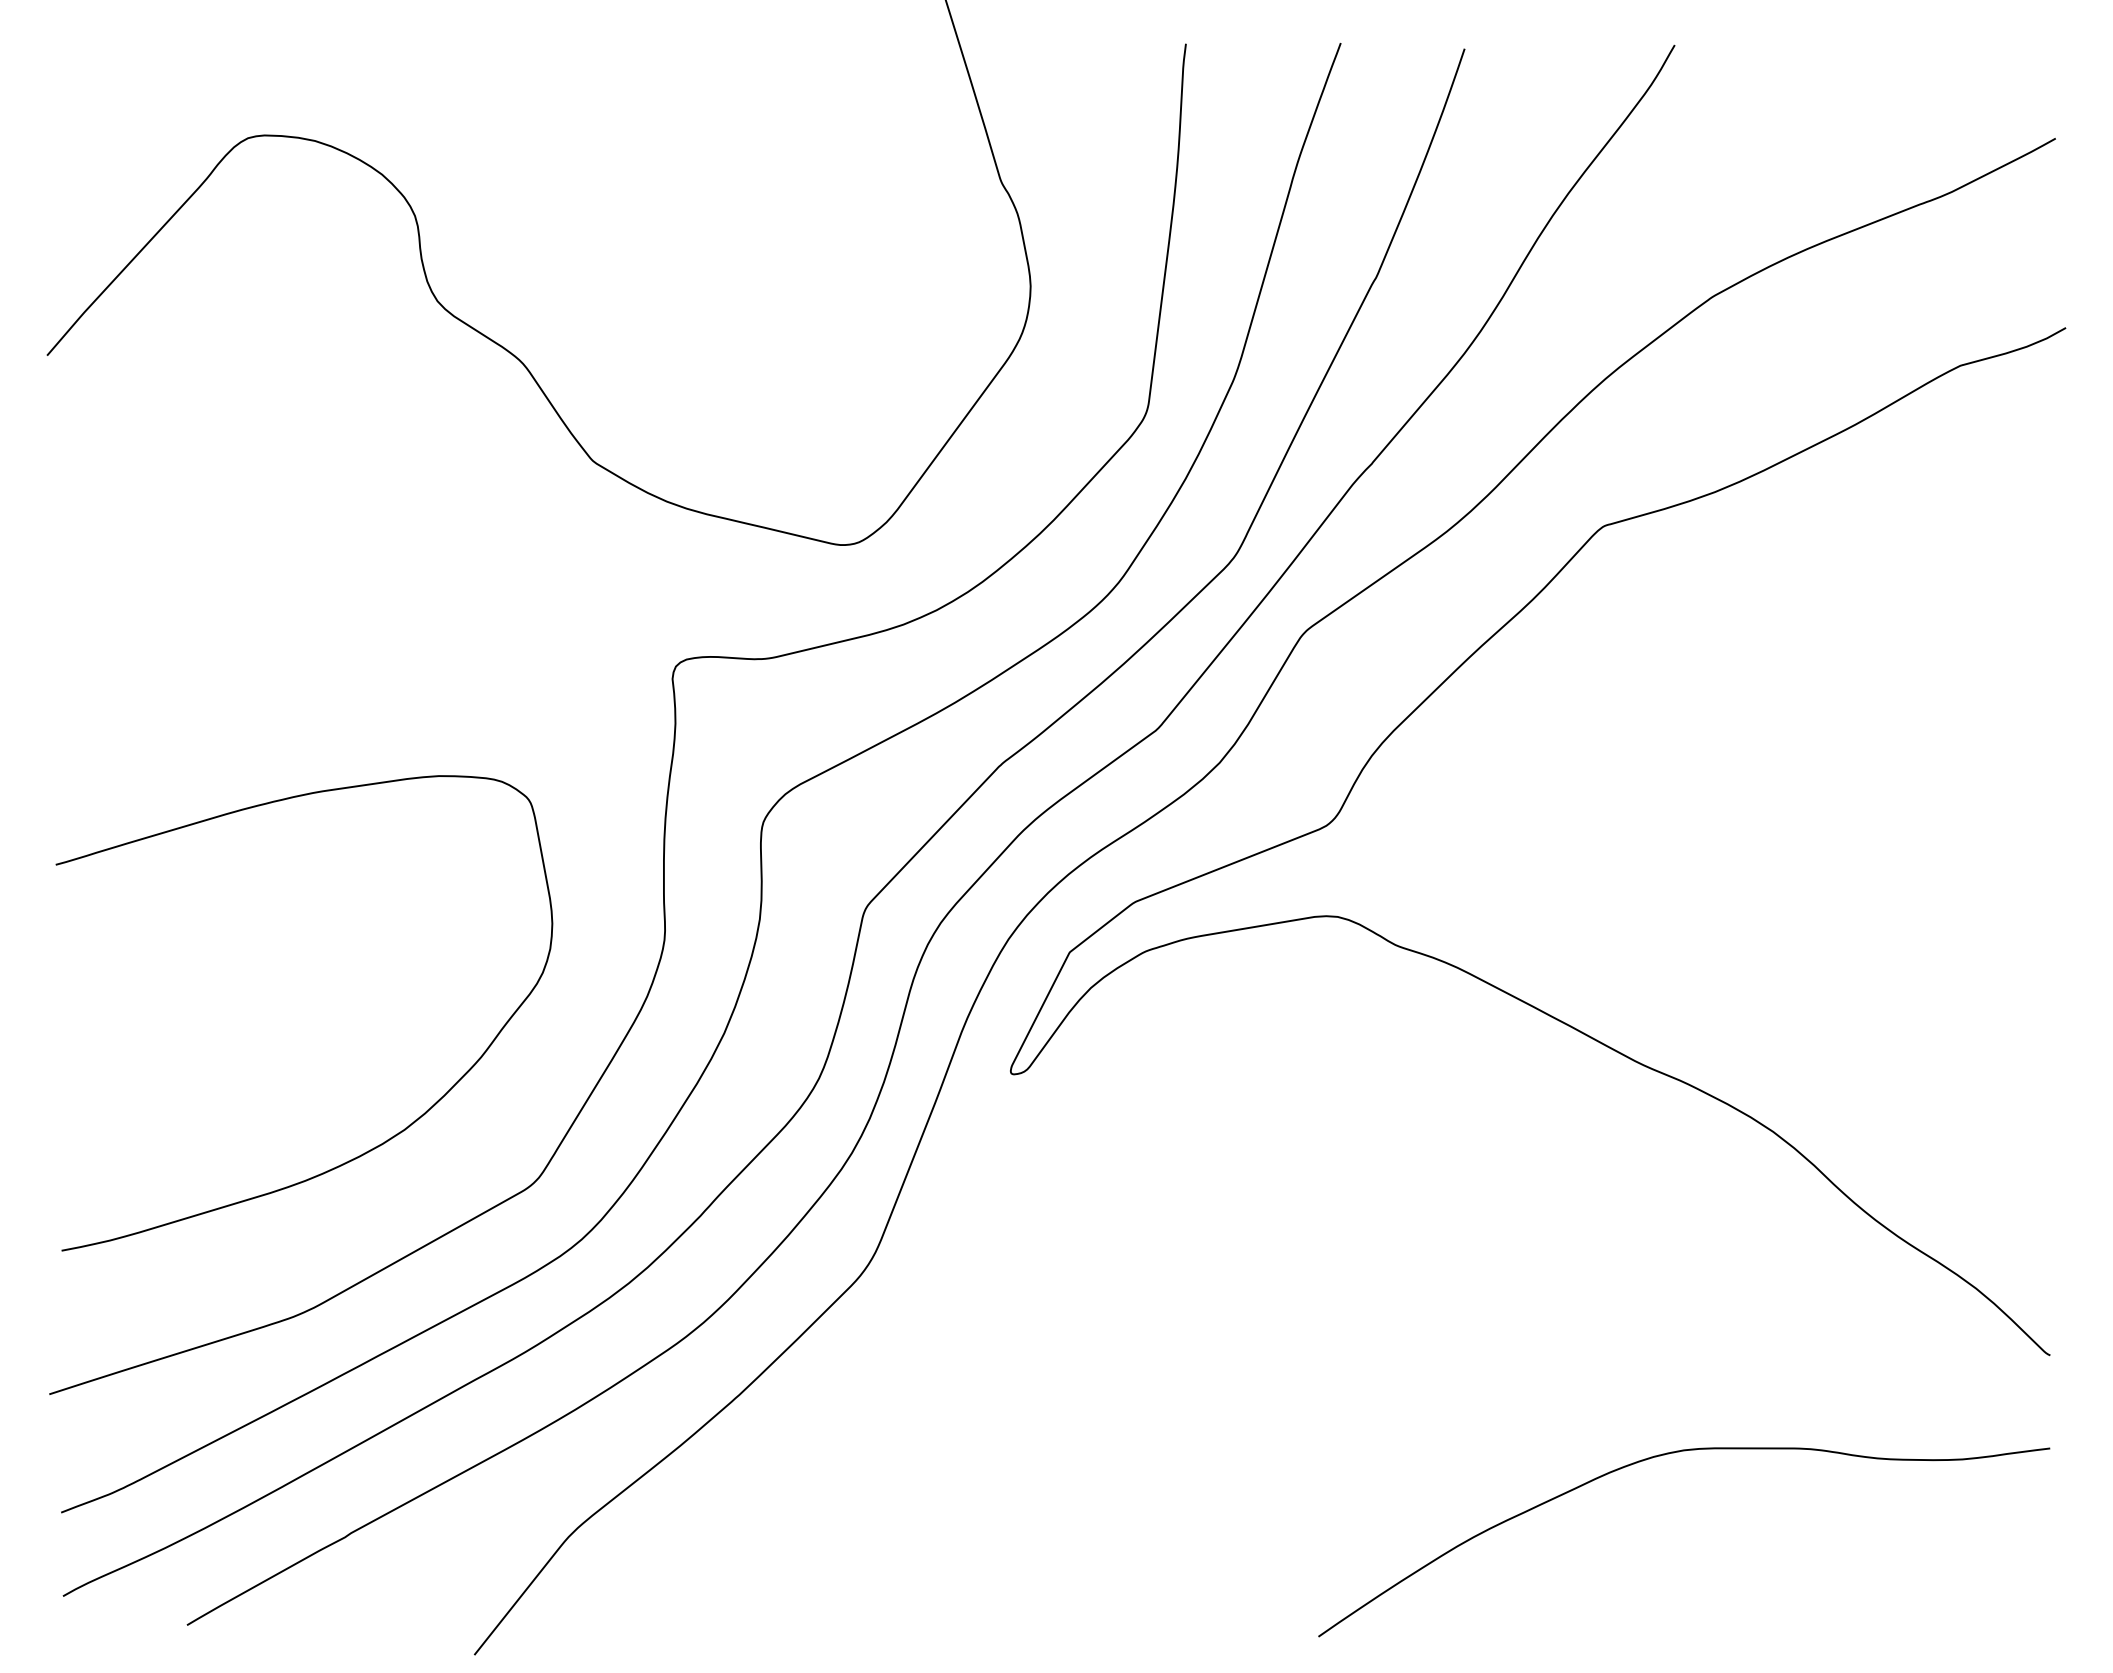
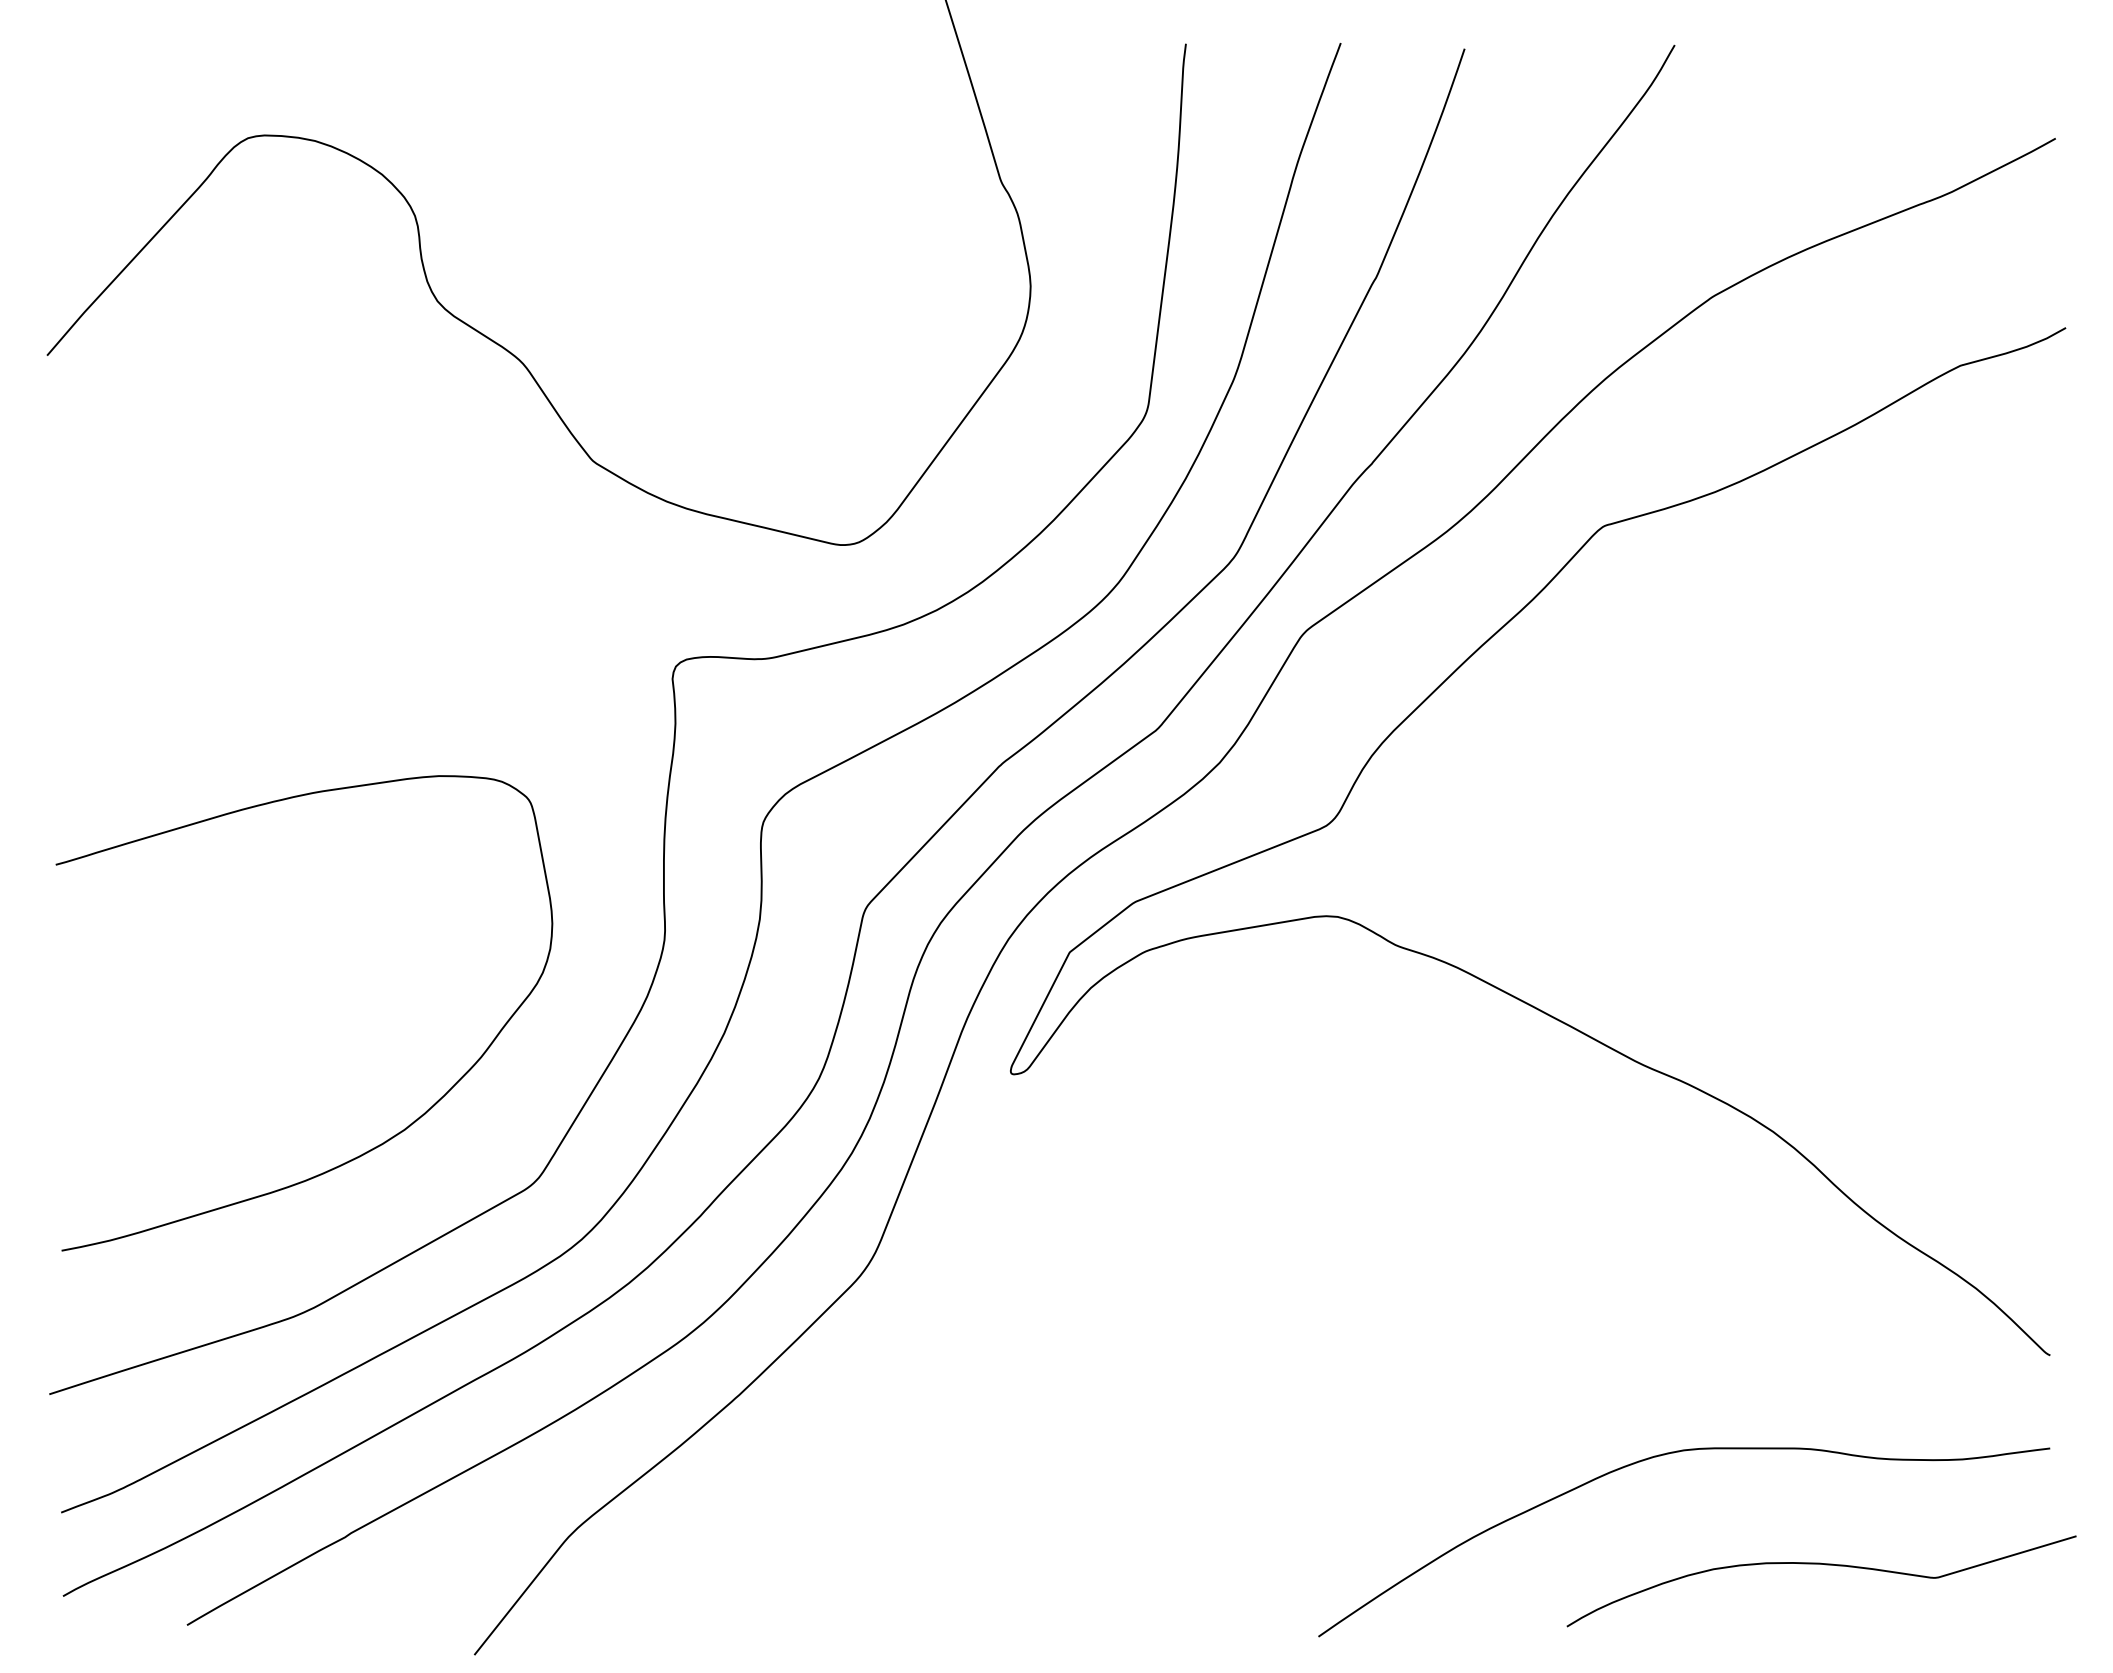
curve: none -> present (1825, 1565)
